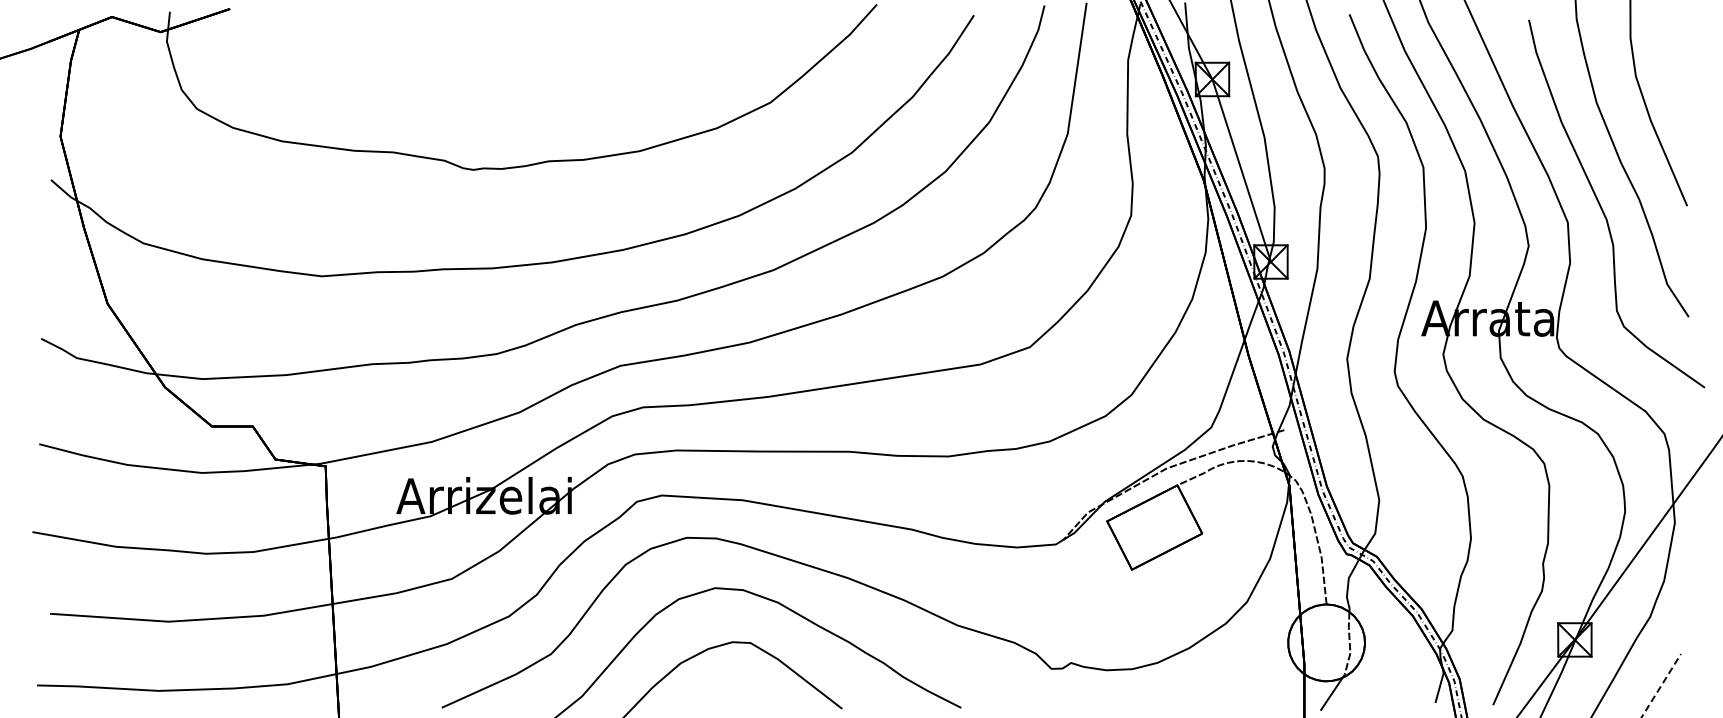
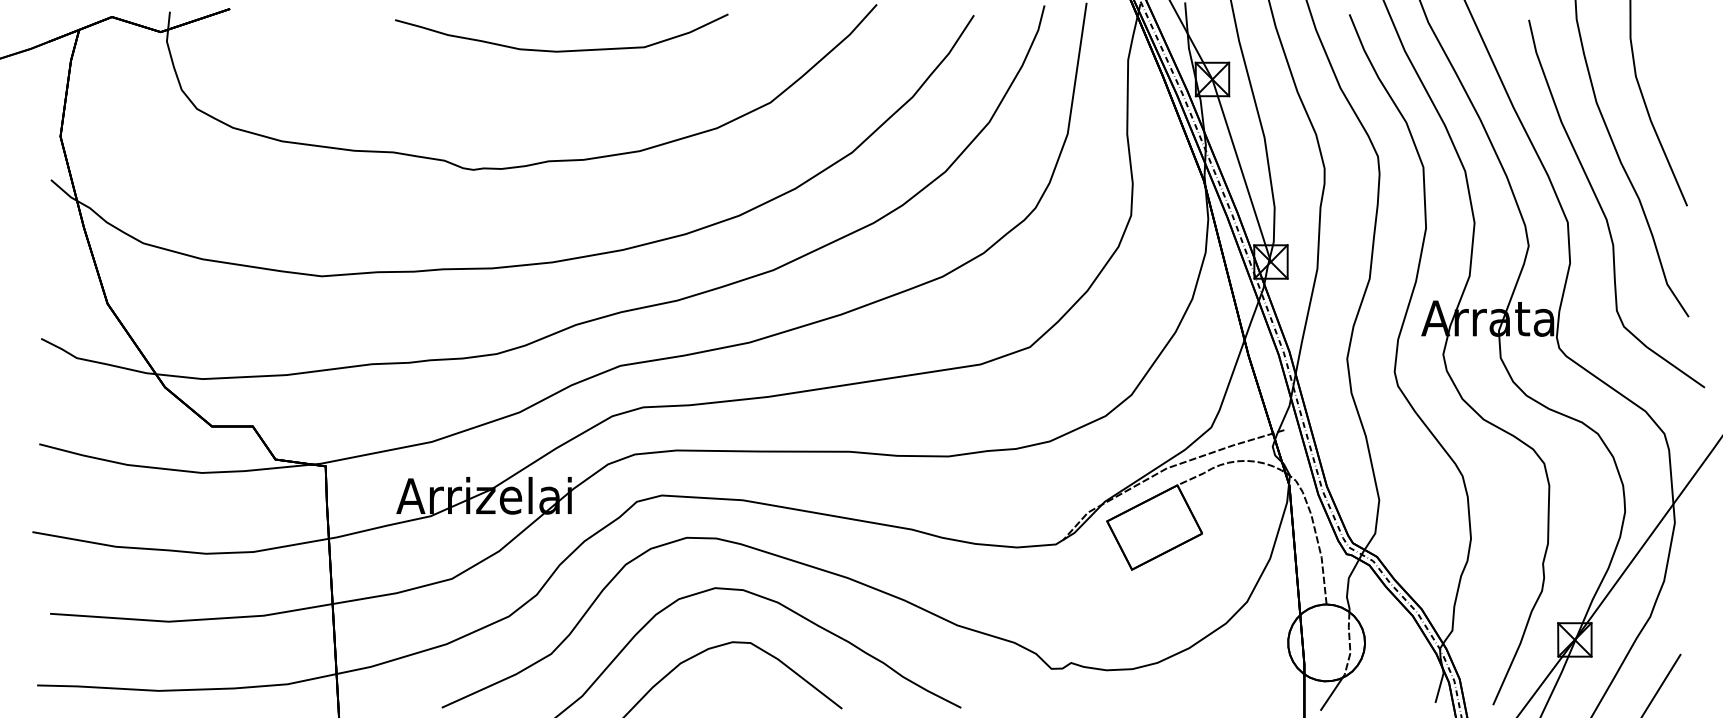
curve: none -> present (561, 50)
line: dashed -> solid (1661, 685)
